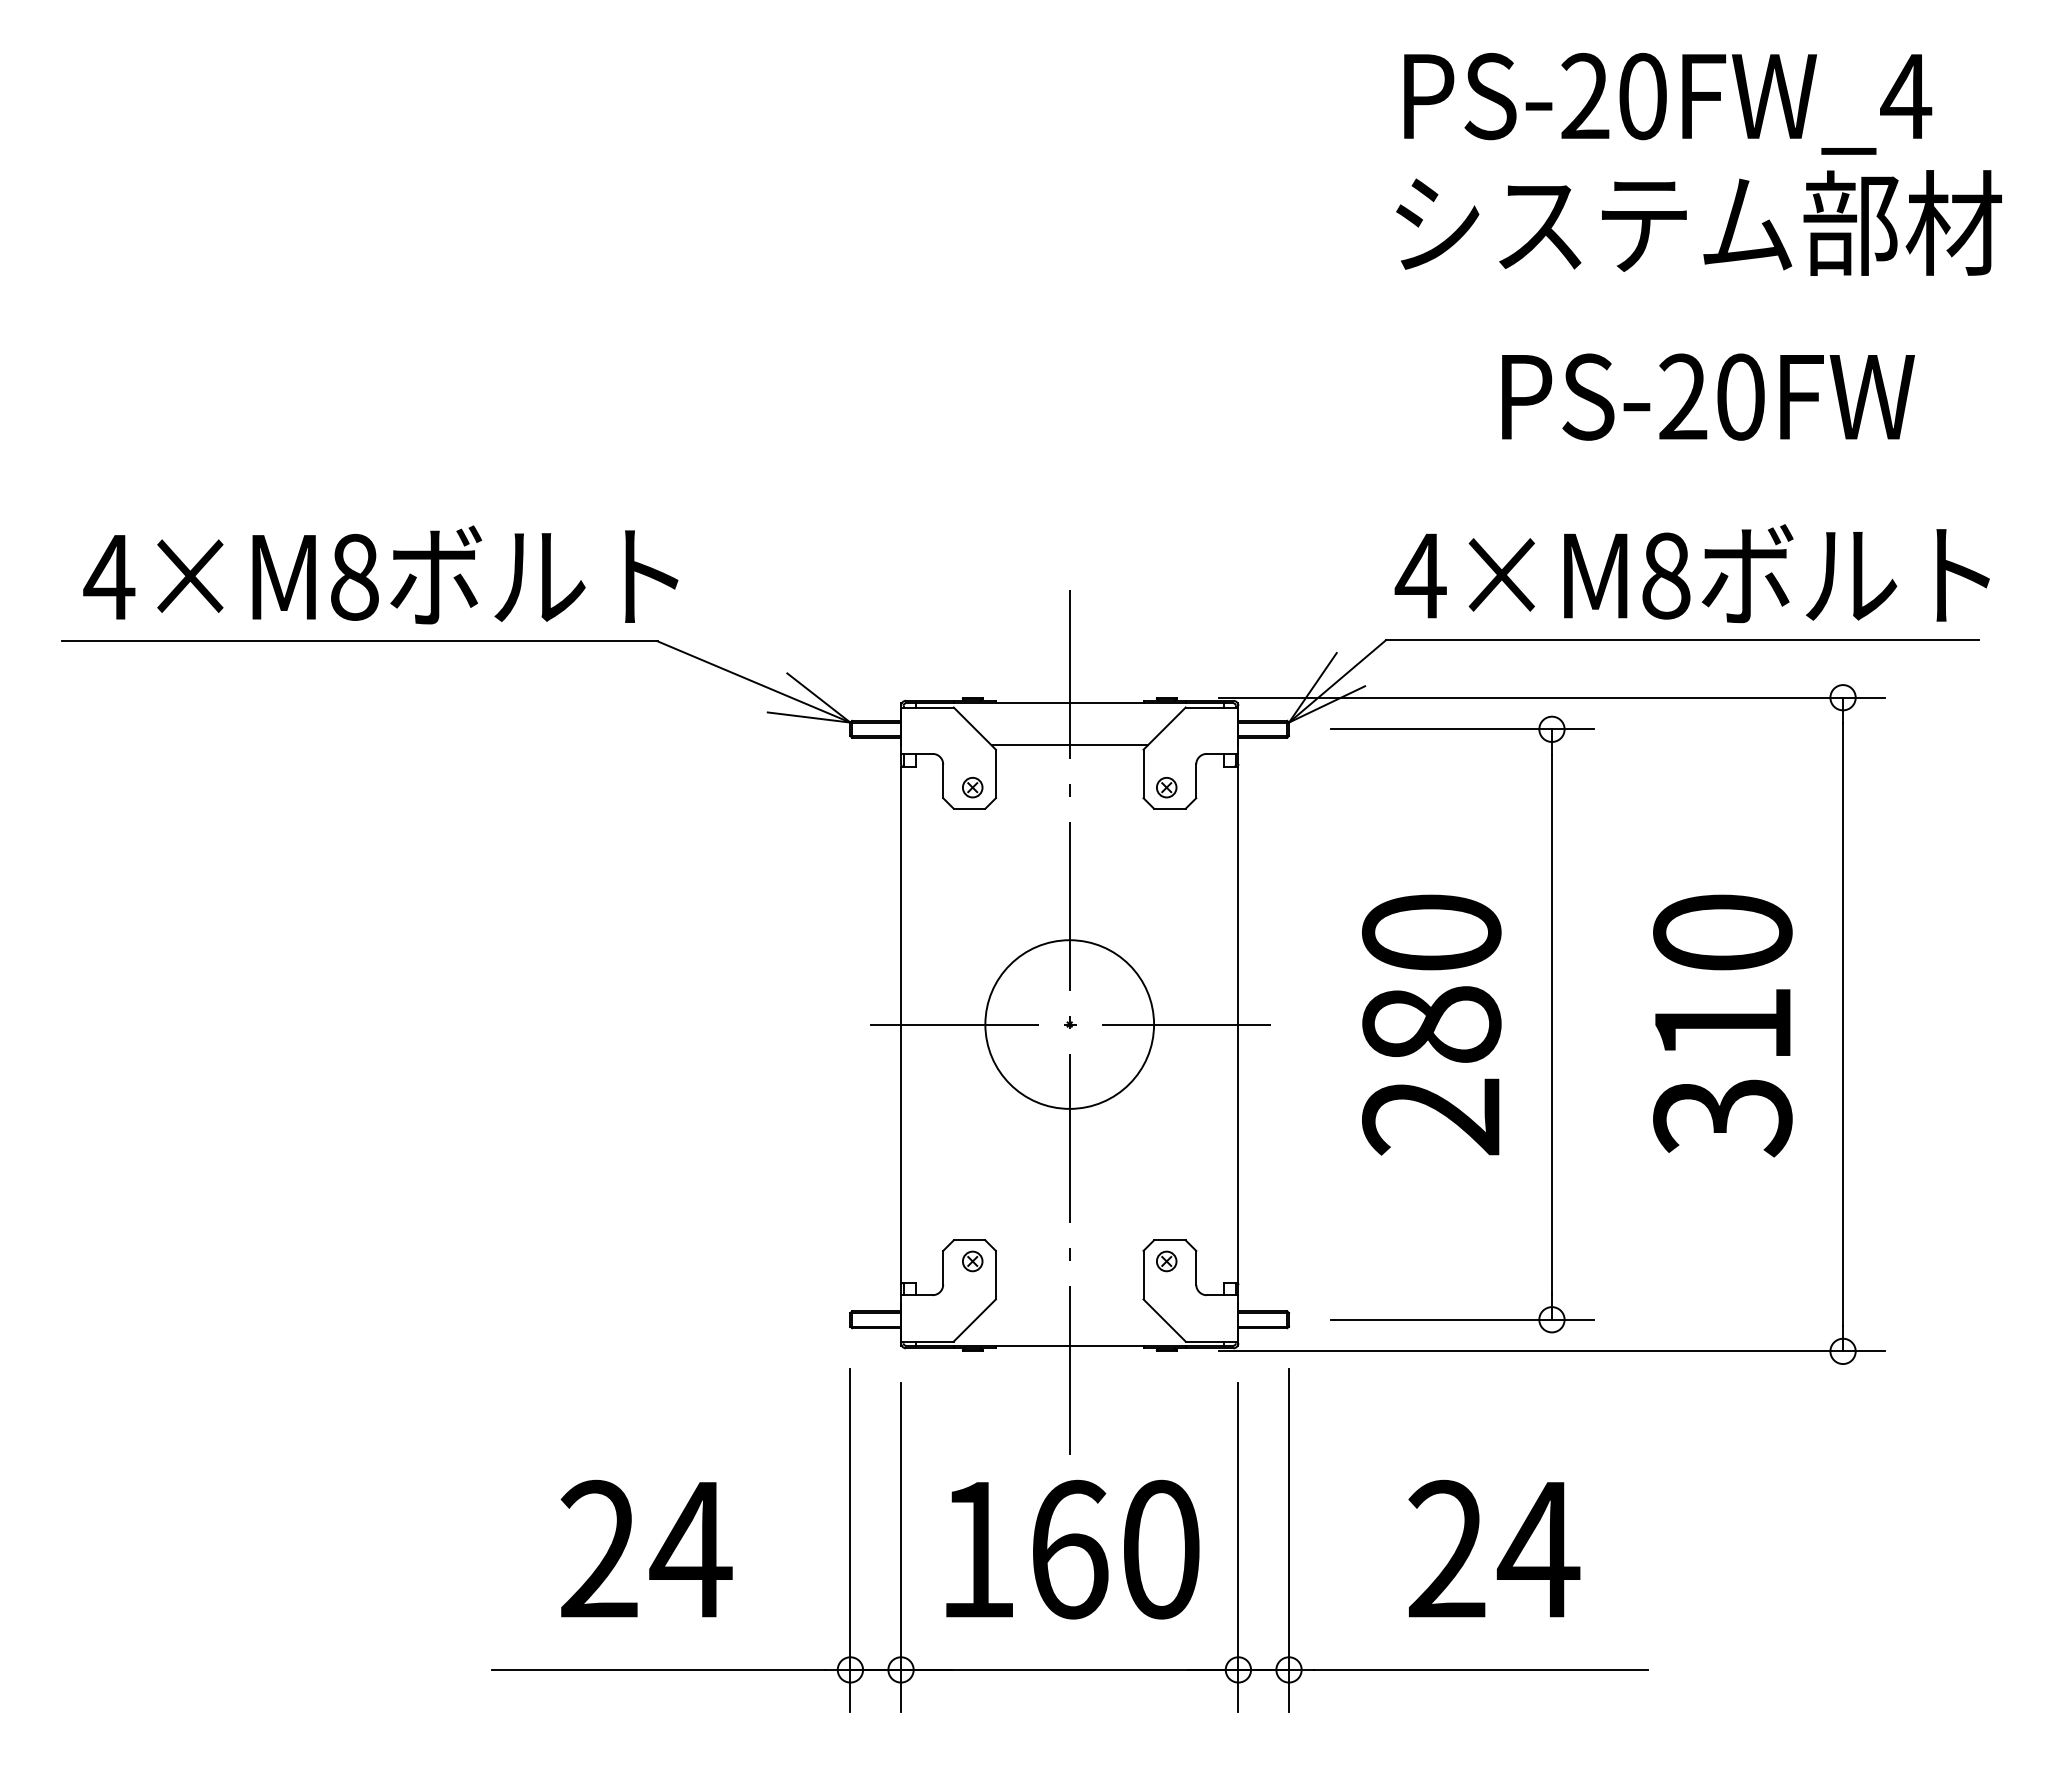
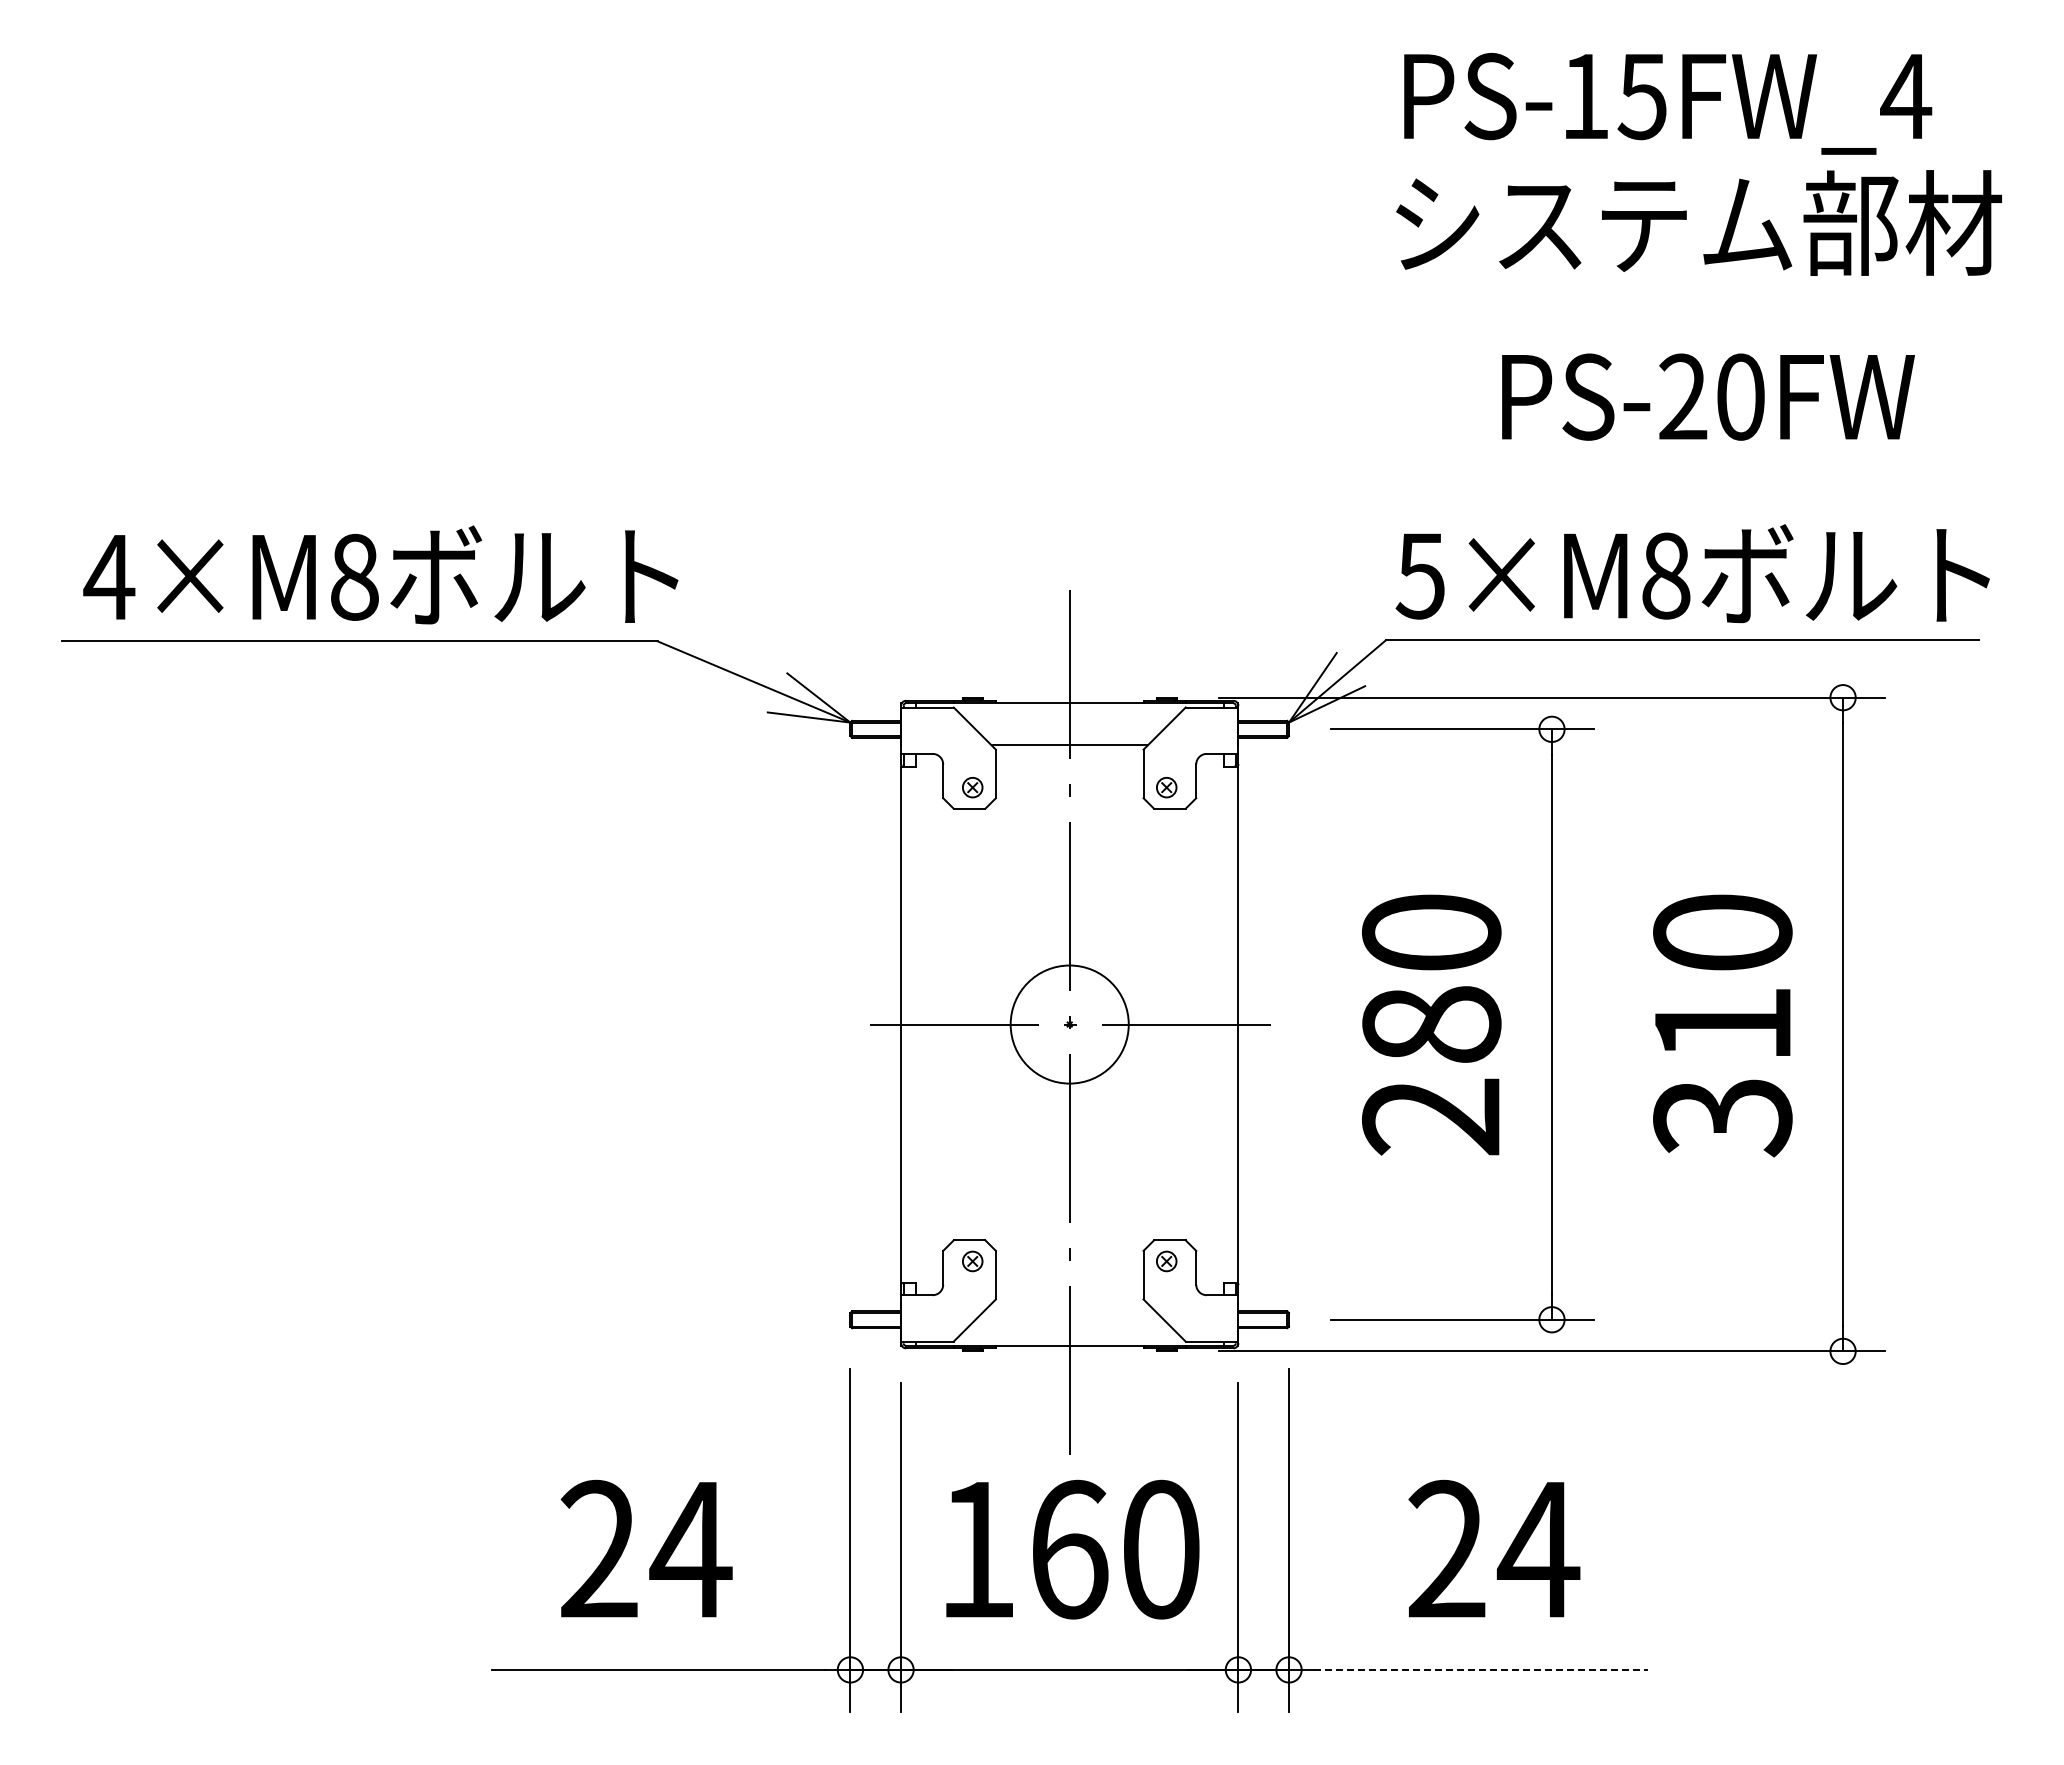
text: PS-20FW_4 -> PS-15FW_4 (1613, 96)
text: 4×M8 -> 5×M8 (1420, 576)
circle diameter: 169 px -> 118 px (1069, 1024)
line: solid -> dashed (1480, 1669)
